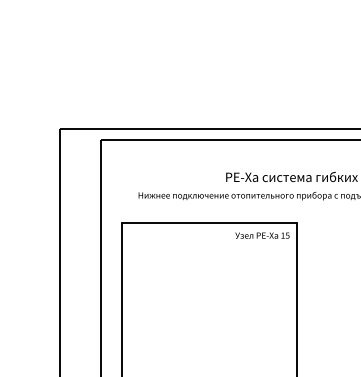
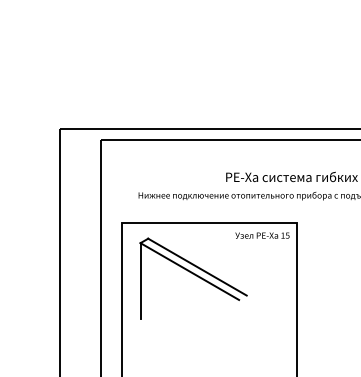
part: none -> present (193, 278)
